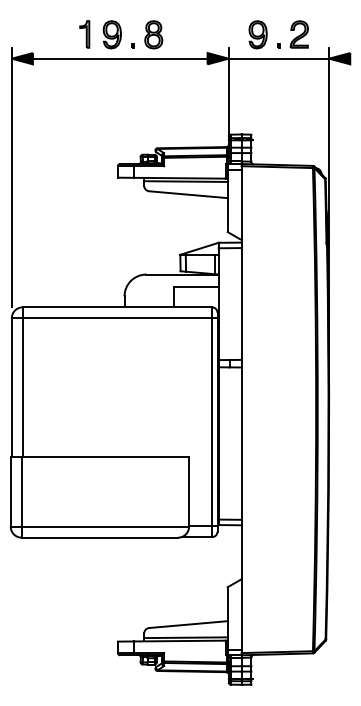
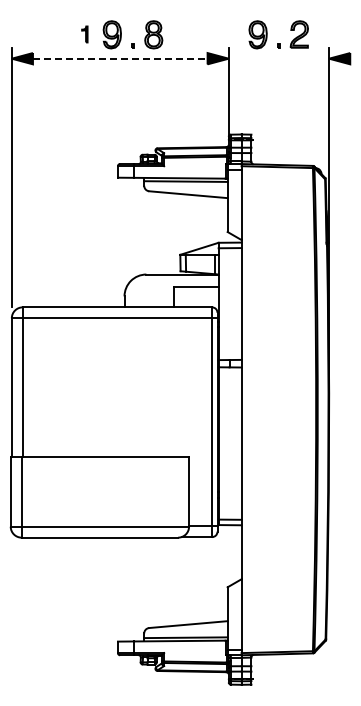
part size: 12x29 px -> 8x19 px (84, 34)
line: solid -> dashed (120, 58)
line: present -> none (278, 58)
